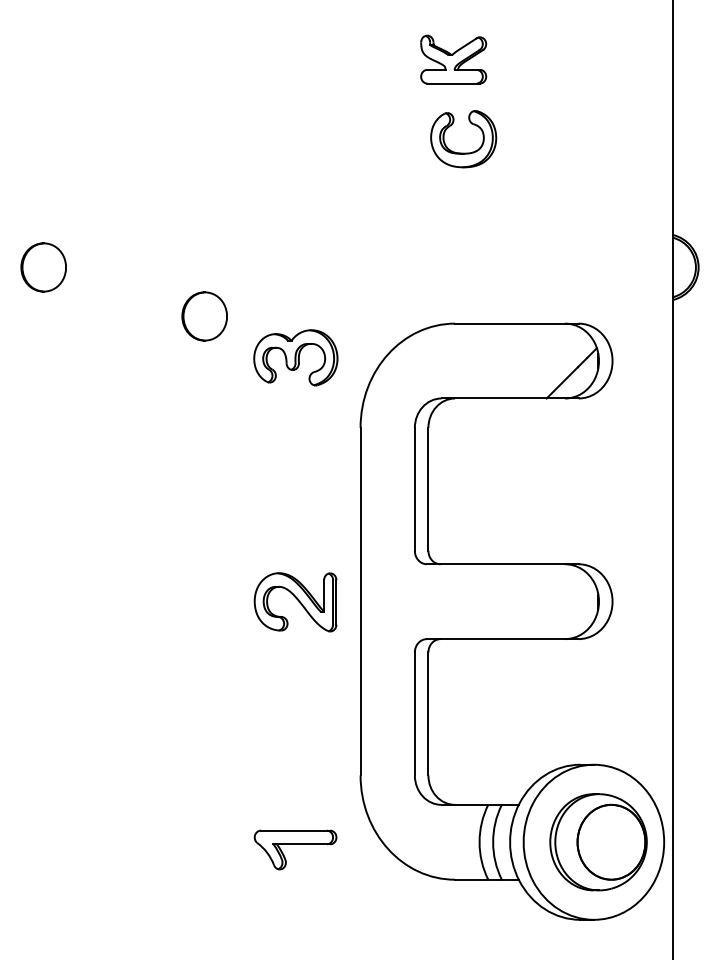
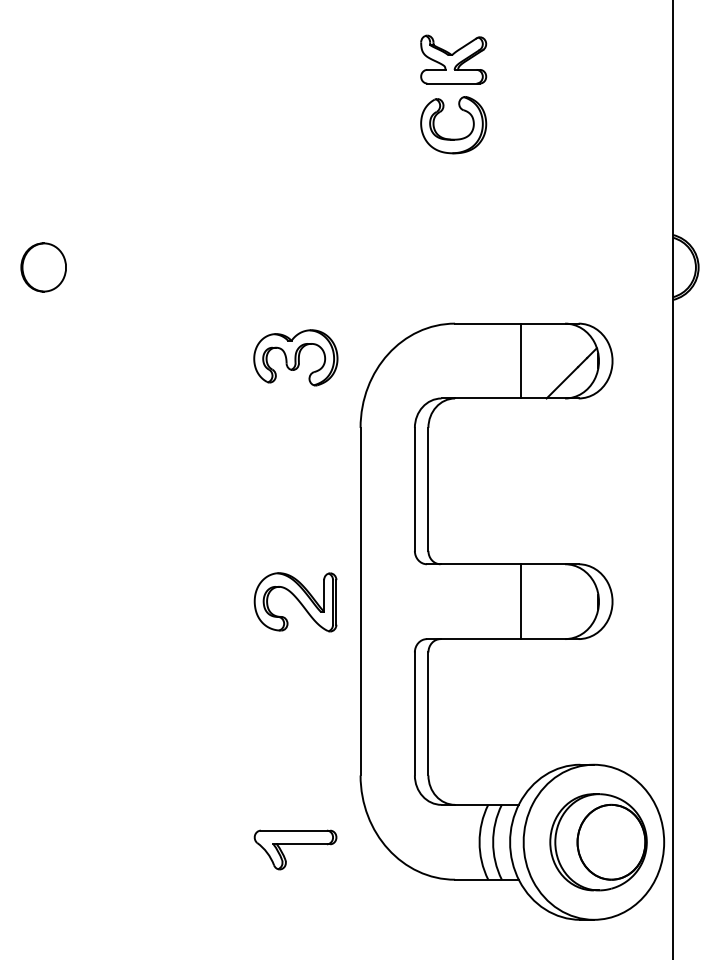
part position: (463, 152) -> (453, 138) (453, 138)
part: present -> none (204, 316)
line: none -> present (520, 360)
line: none -> present (520, 601)
